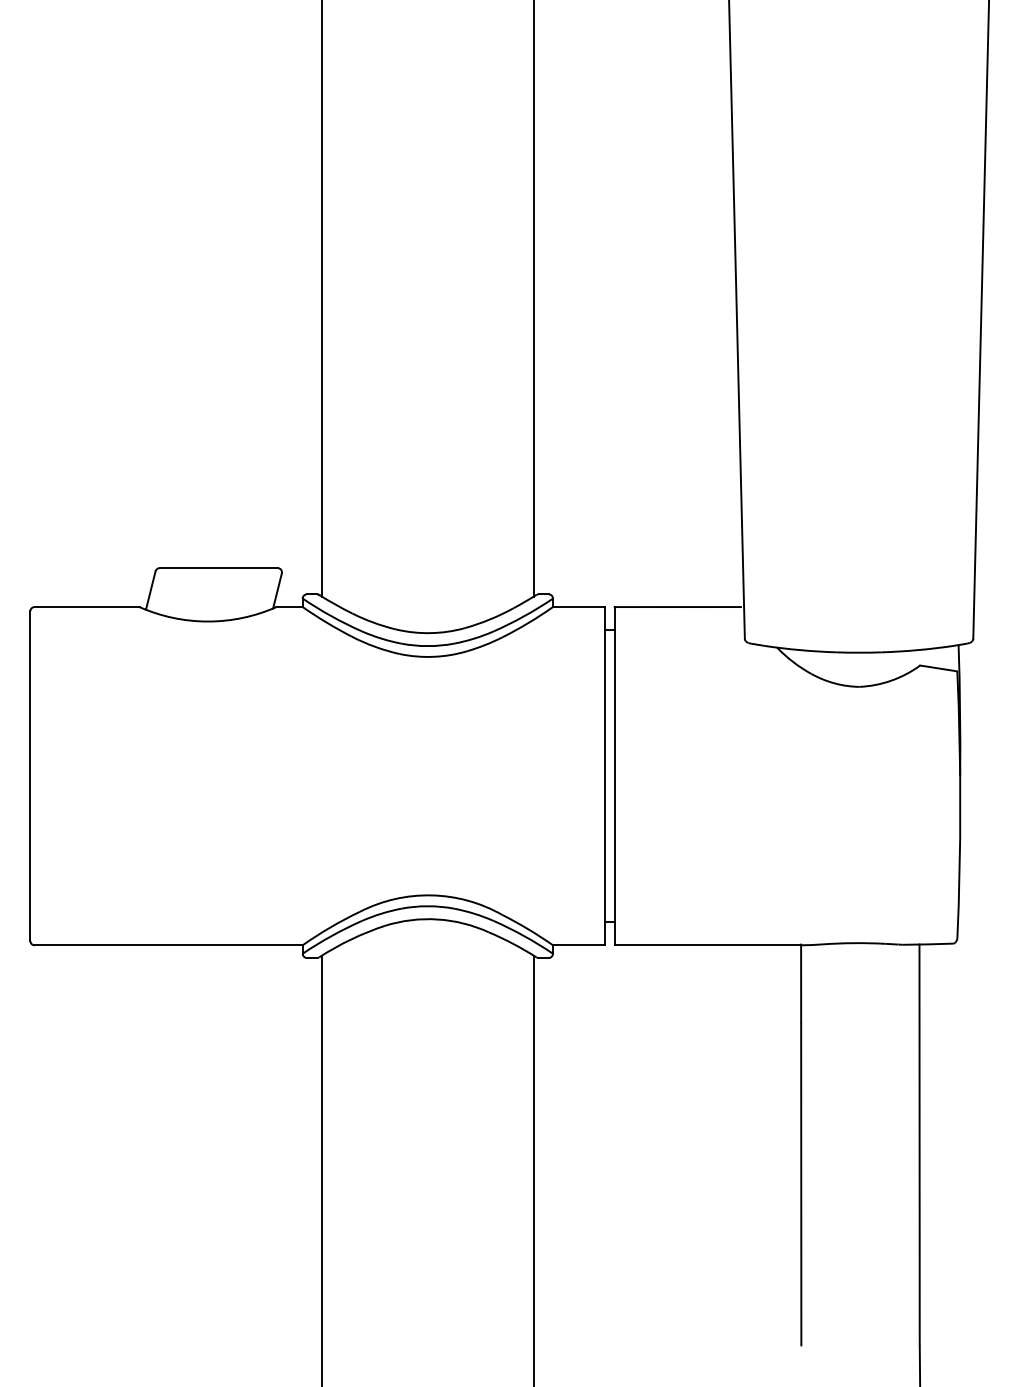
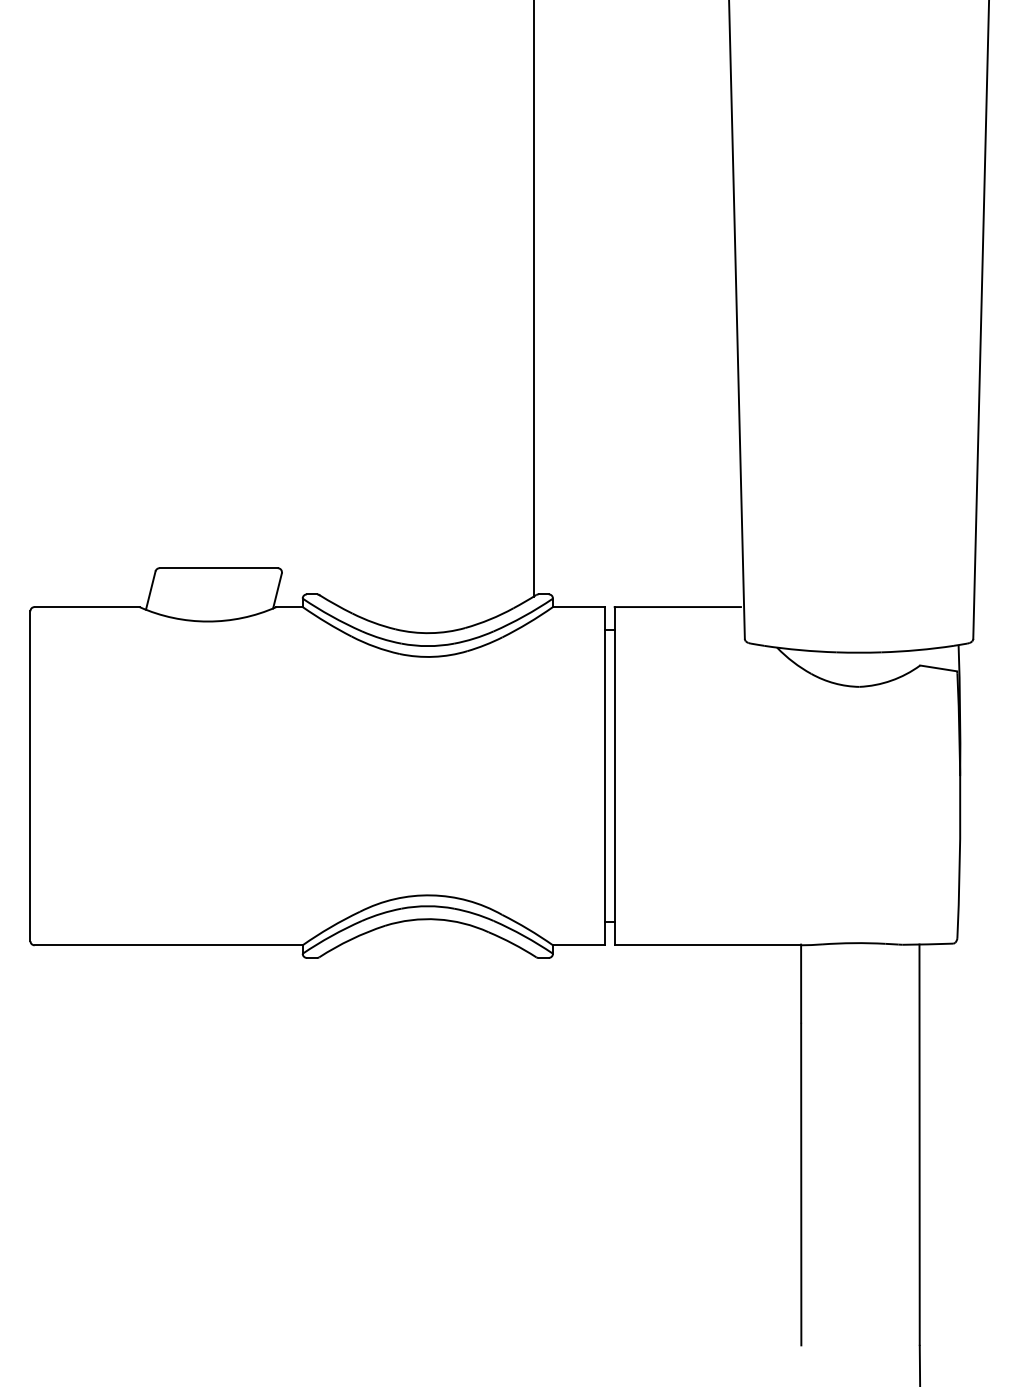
line: present -> none (322, 299)
line: present -> none (322, 1169)
line: present -> none (533, 1169)
